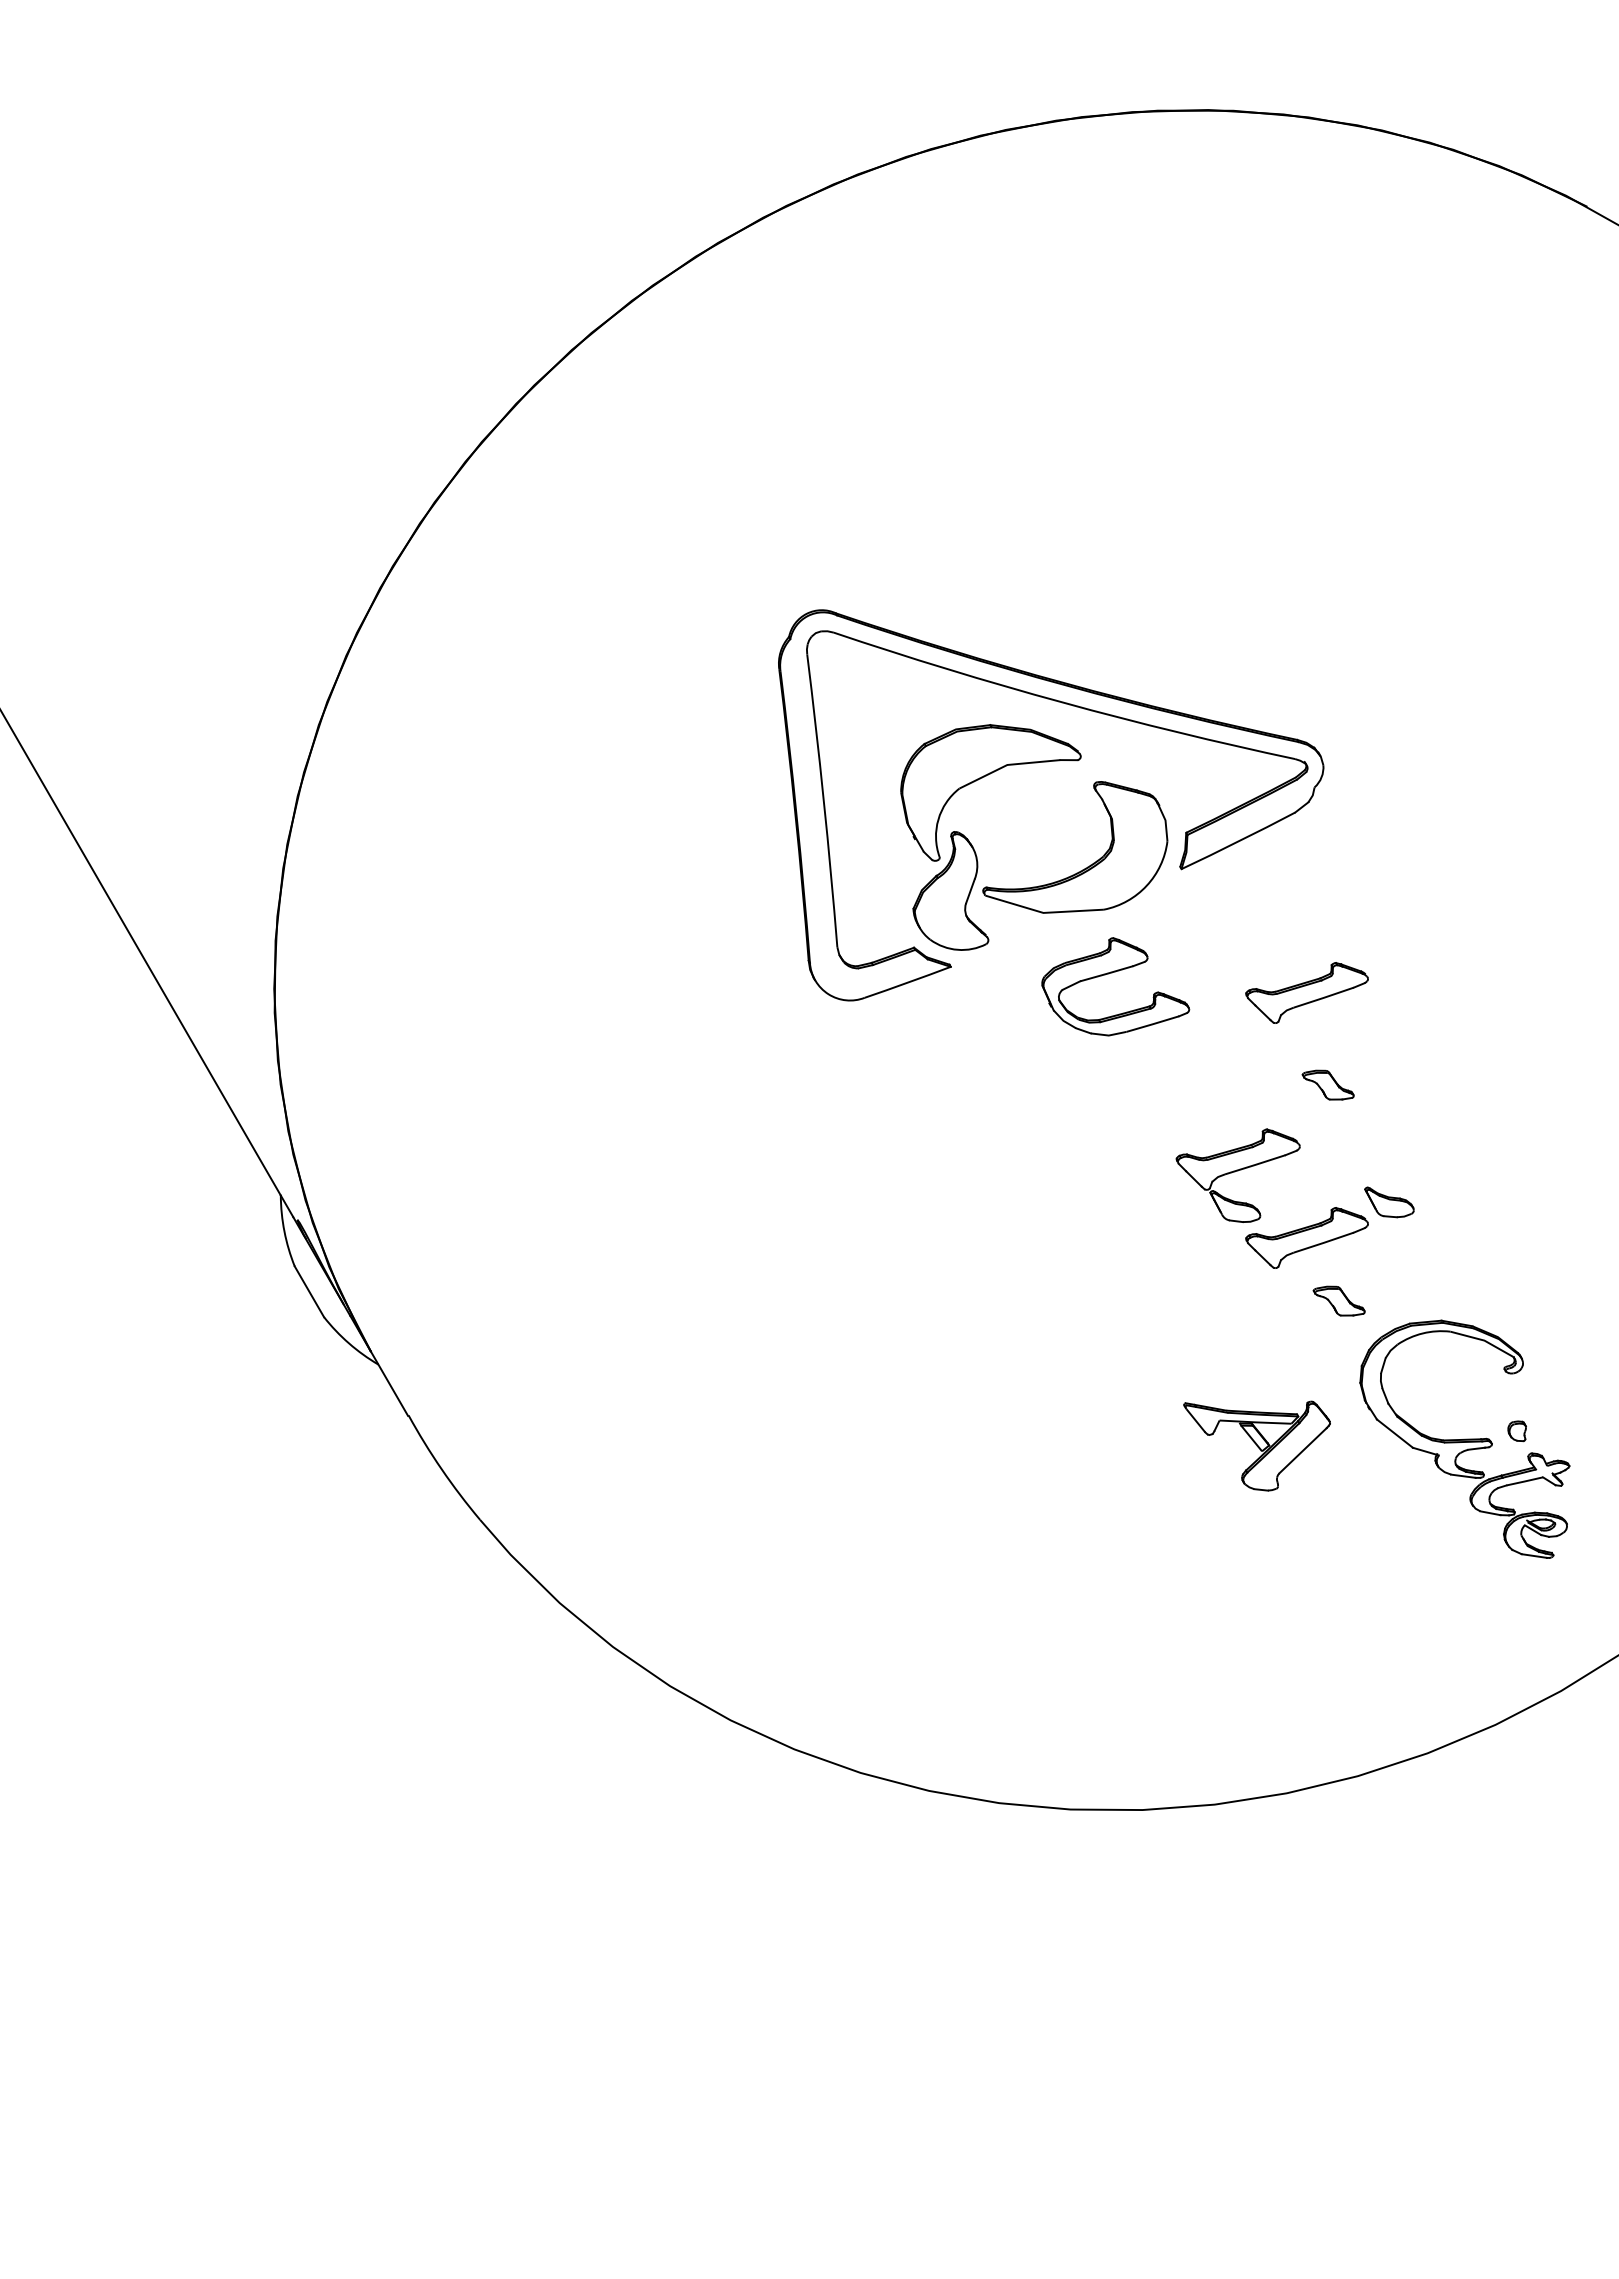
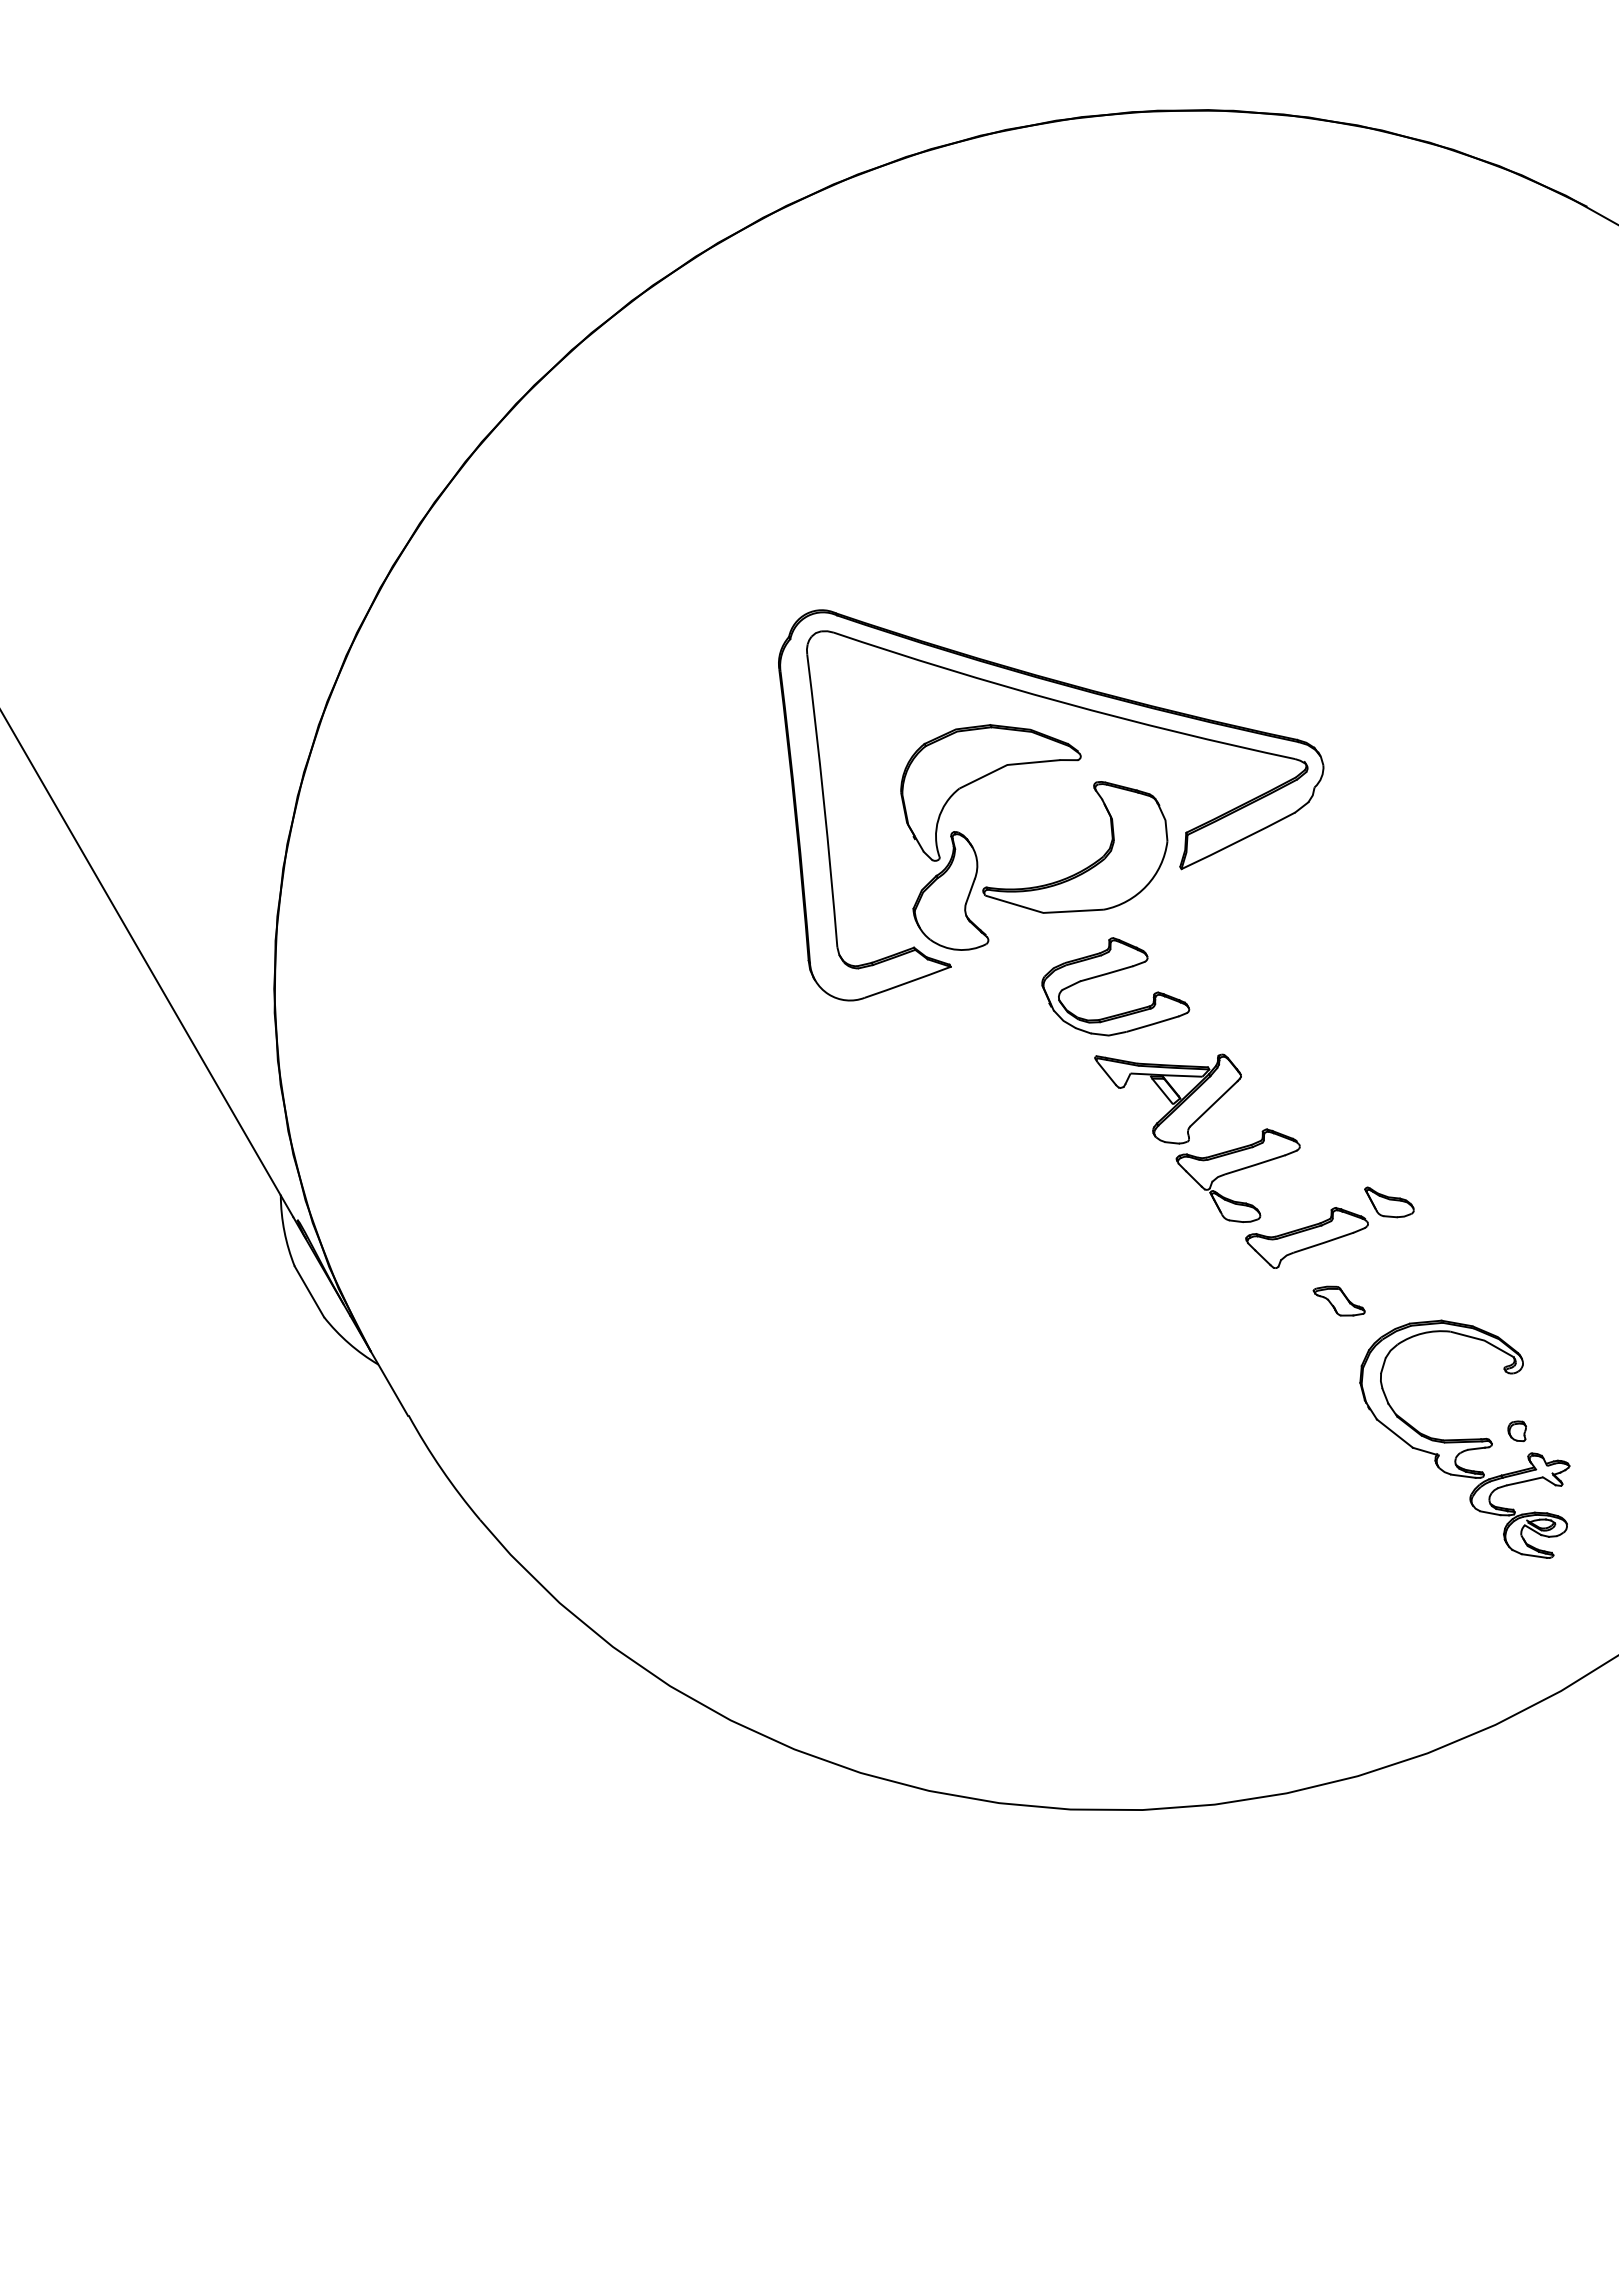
part: present -> none (1306, 992)
part: present -> none (1327, 1084)
part position: (1256, 1445) -> (1167, 1098) (1167, 1098)
